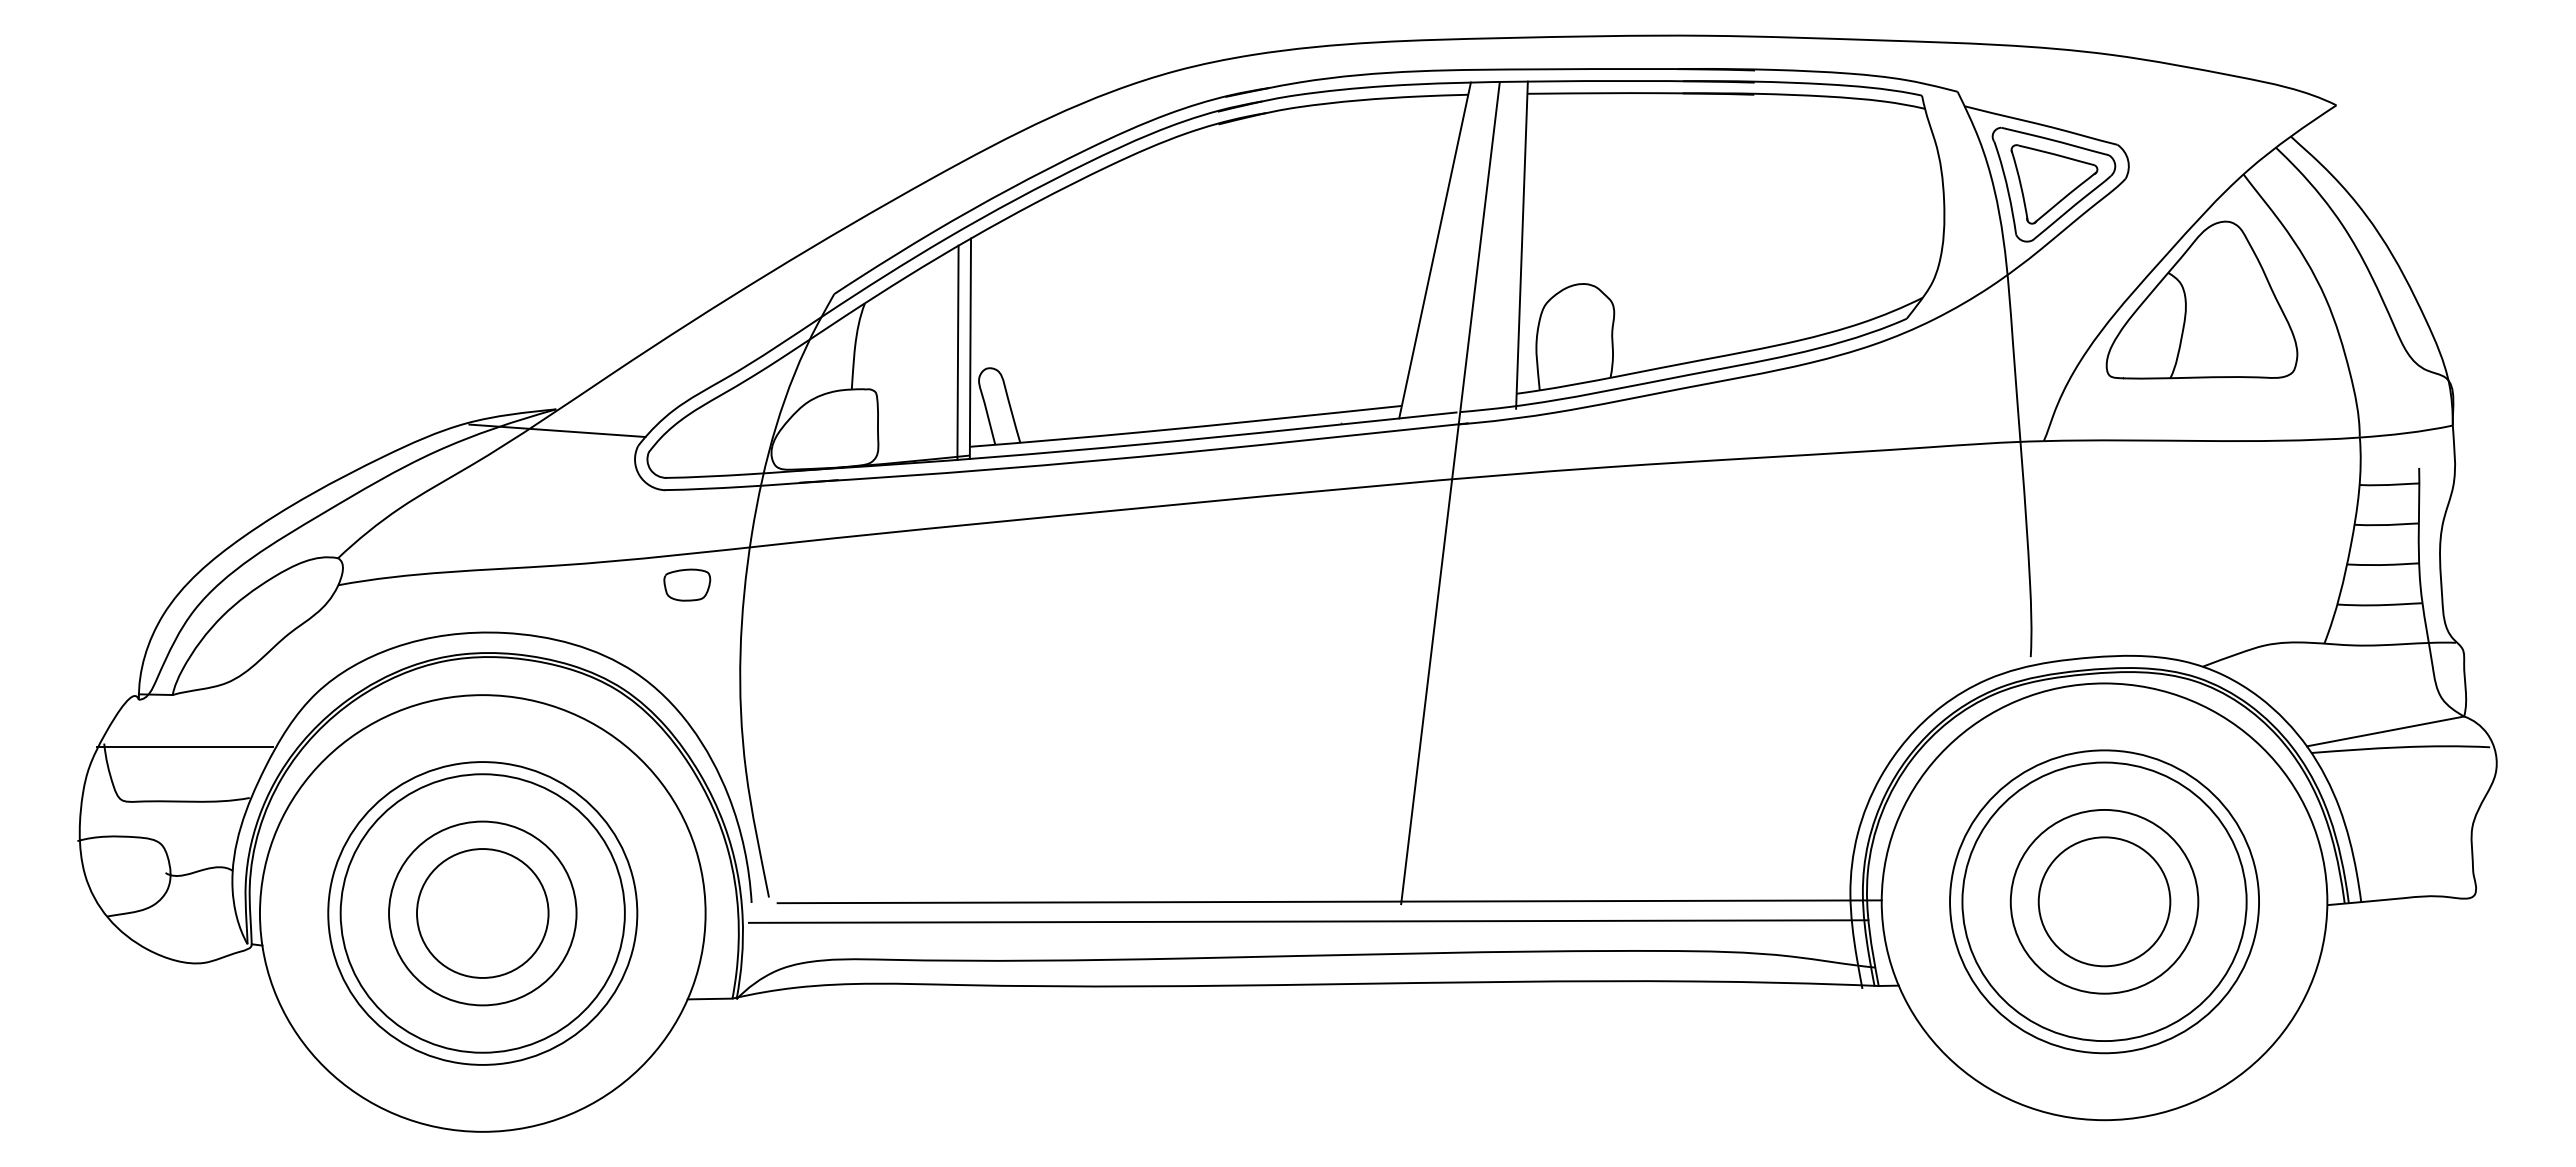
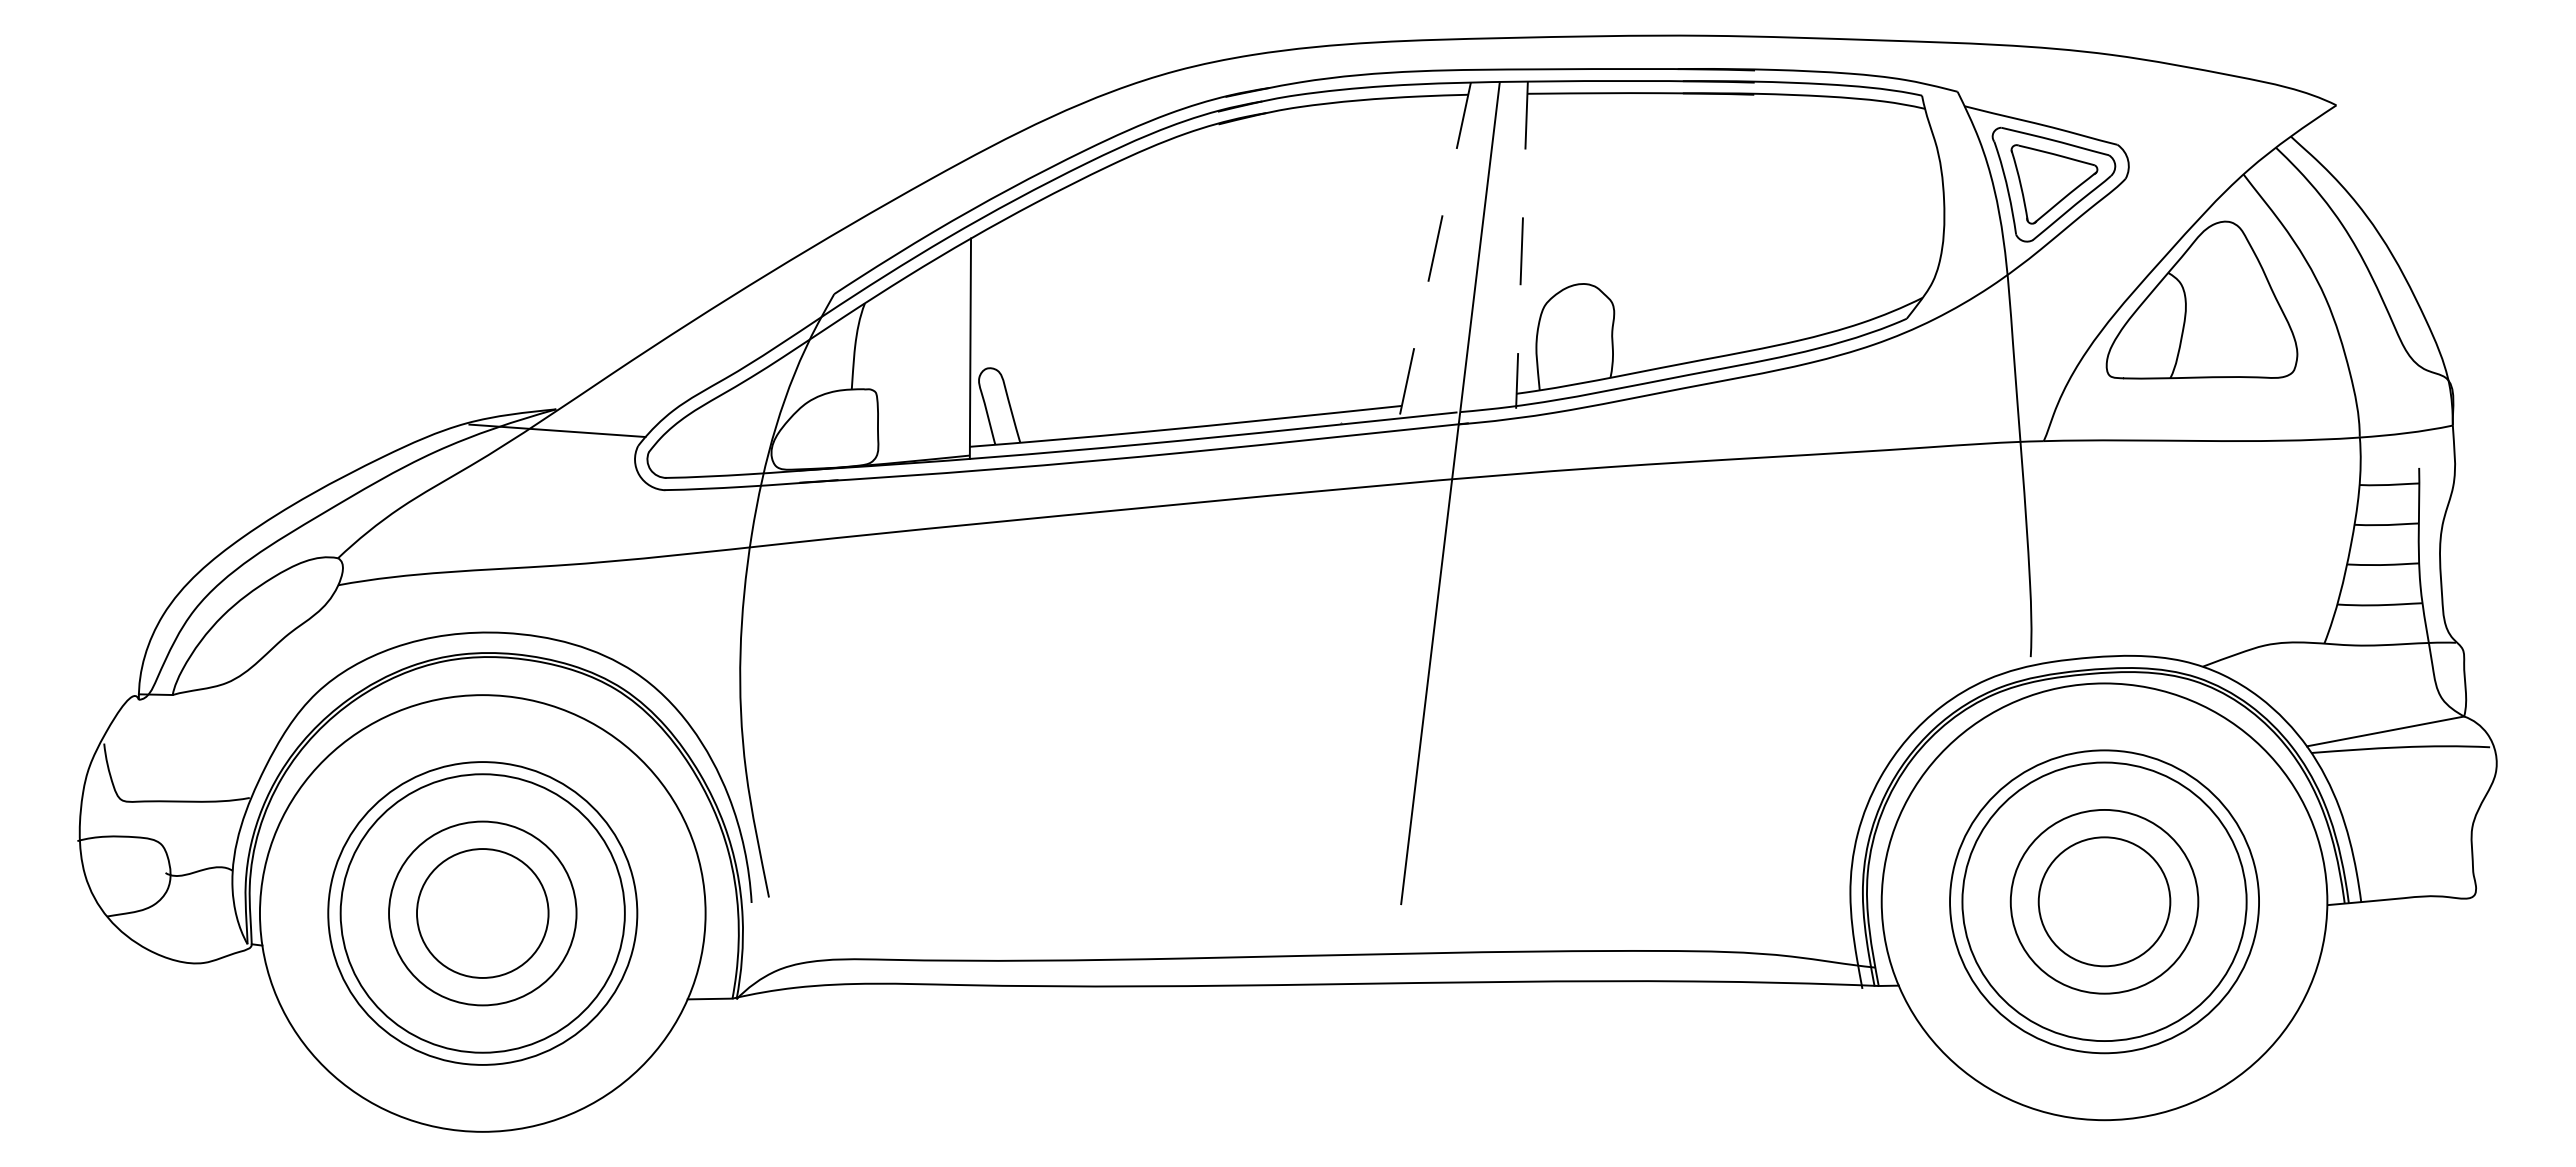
line: solid -> dashed (1521, 245)
line: solid -> dashed (1435, 250)
line: present -> none (957, 352)
curve: present -> none (682, 571)
line: present -> none (184, 747)
line: present -> none (1329, 901)
line: present -> none (1308, 921)
